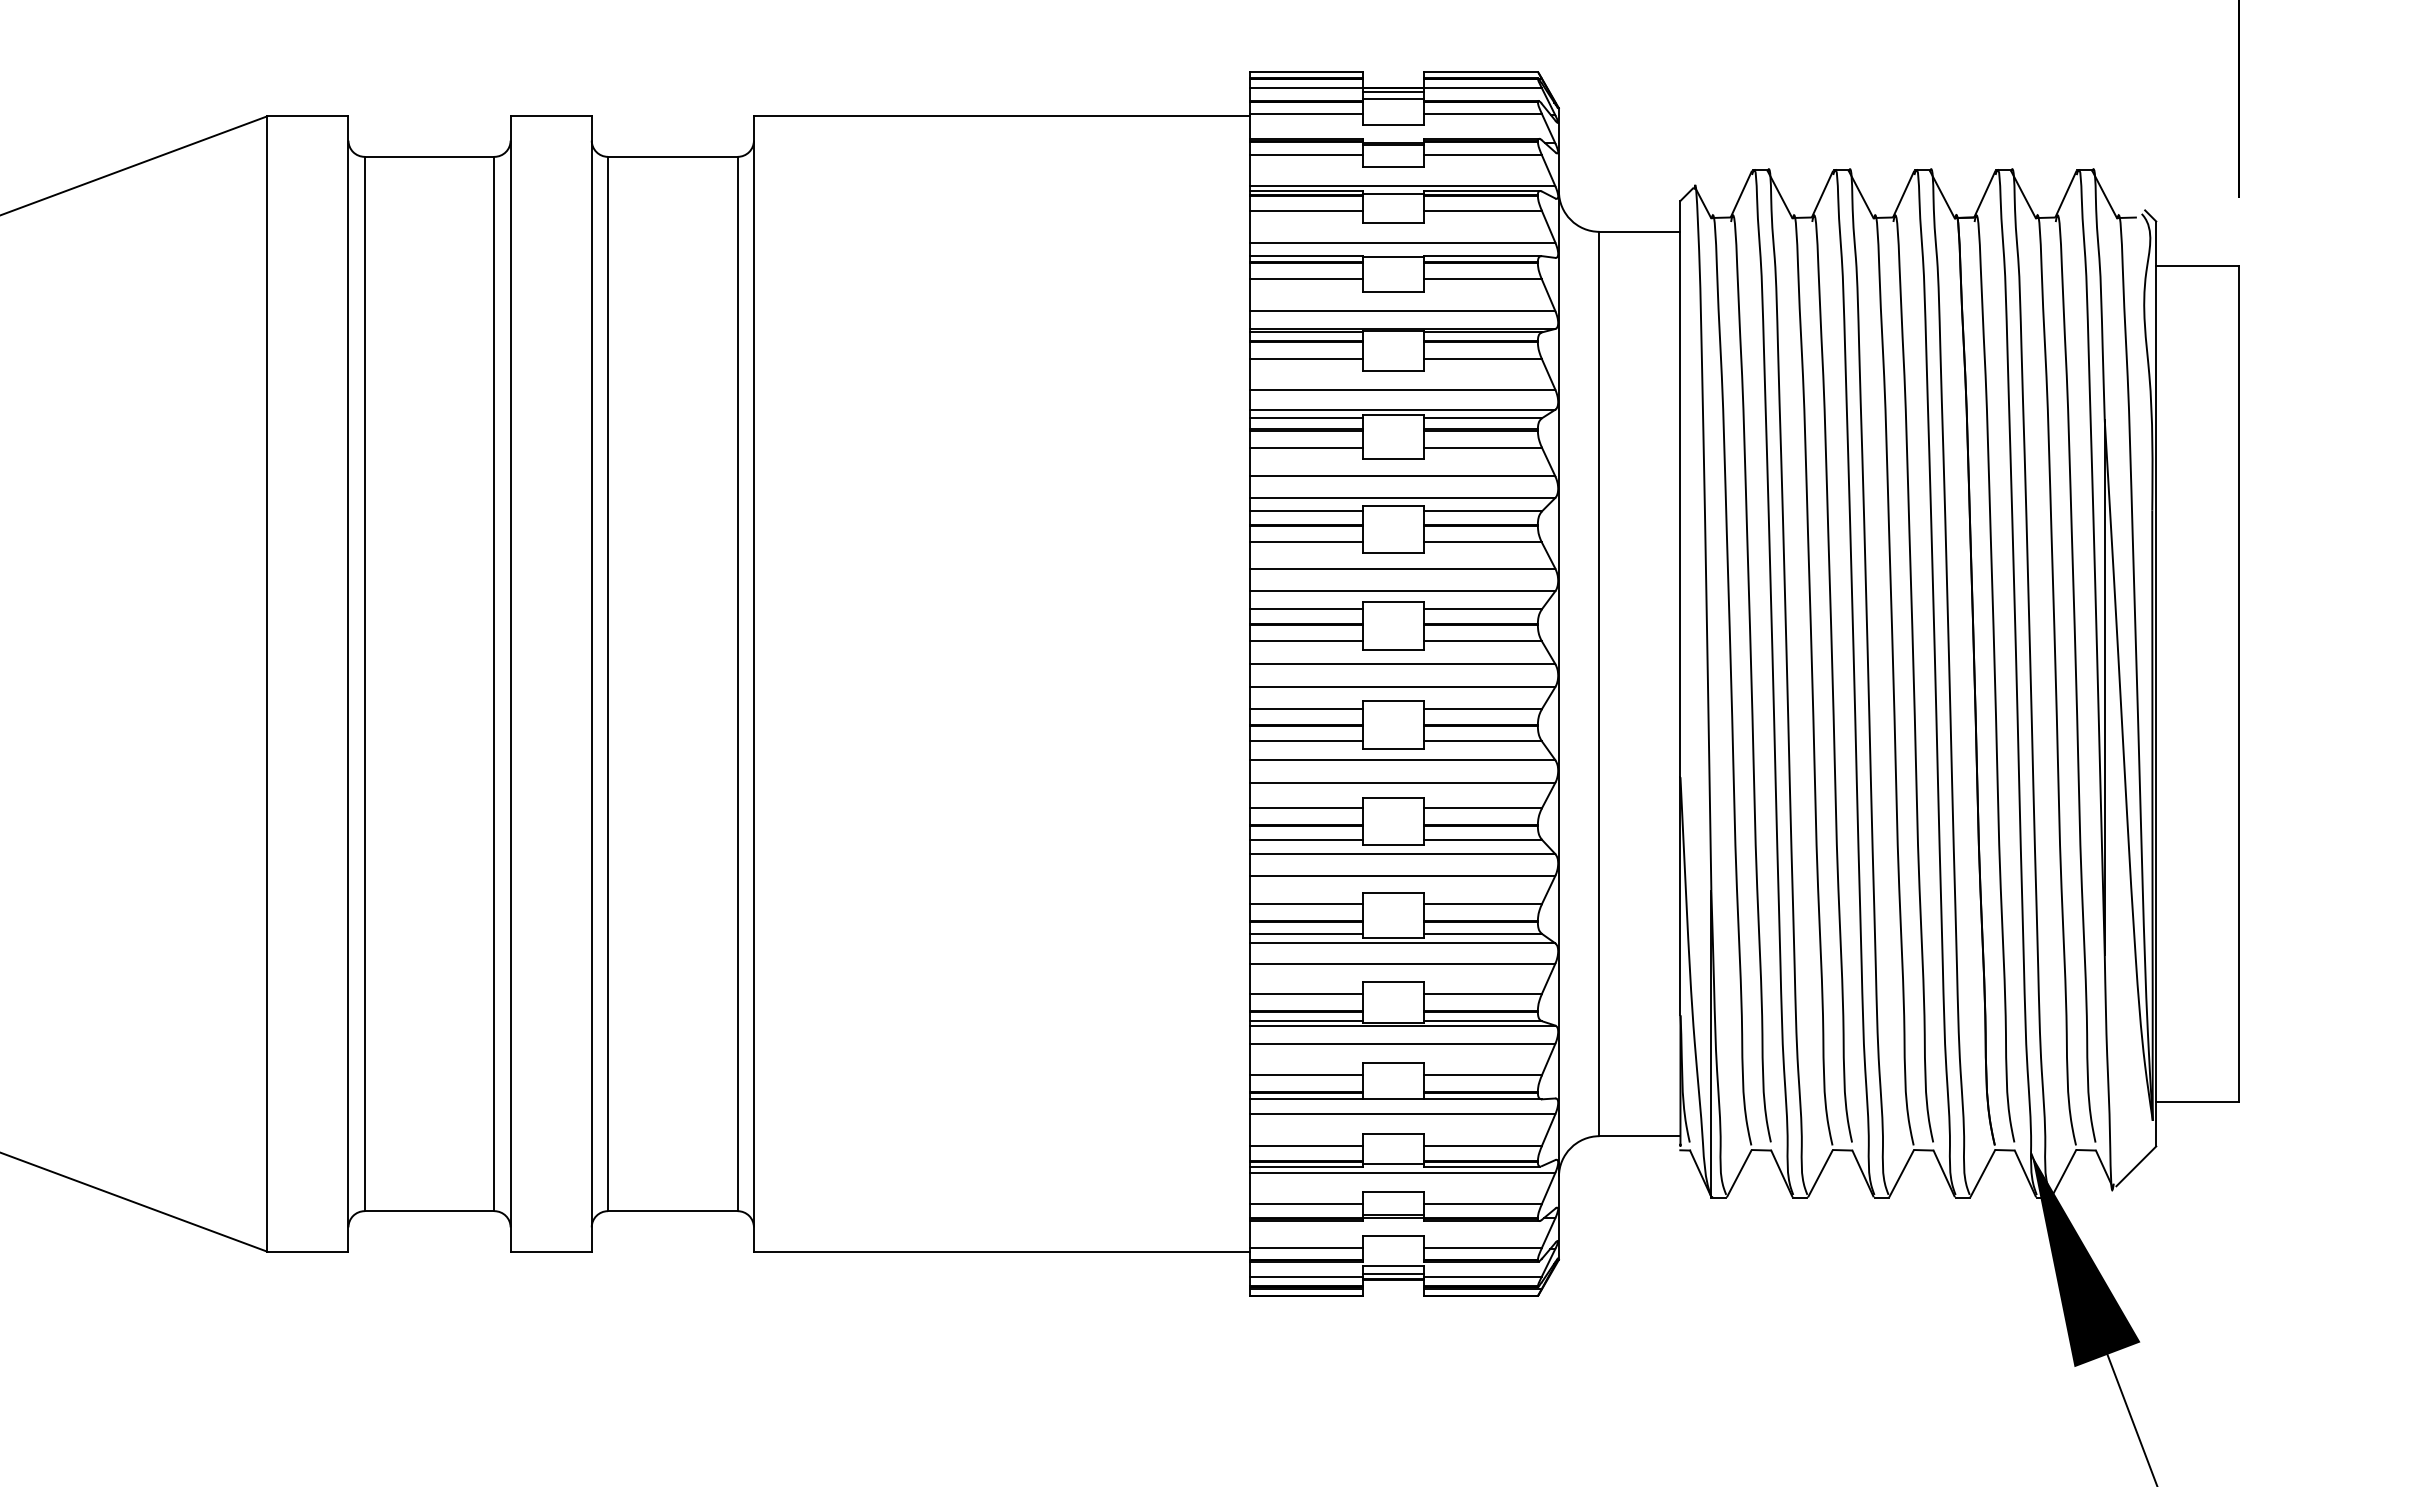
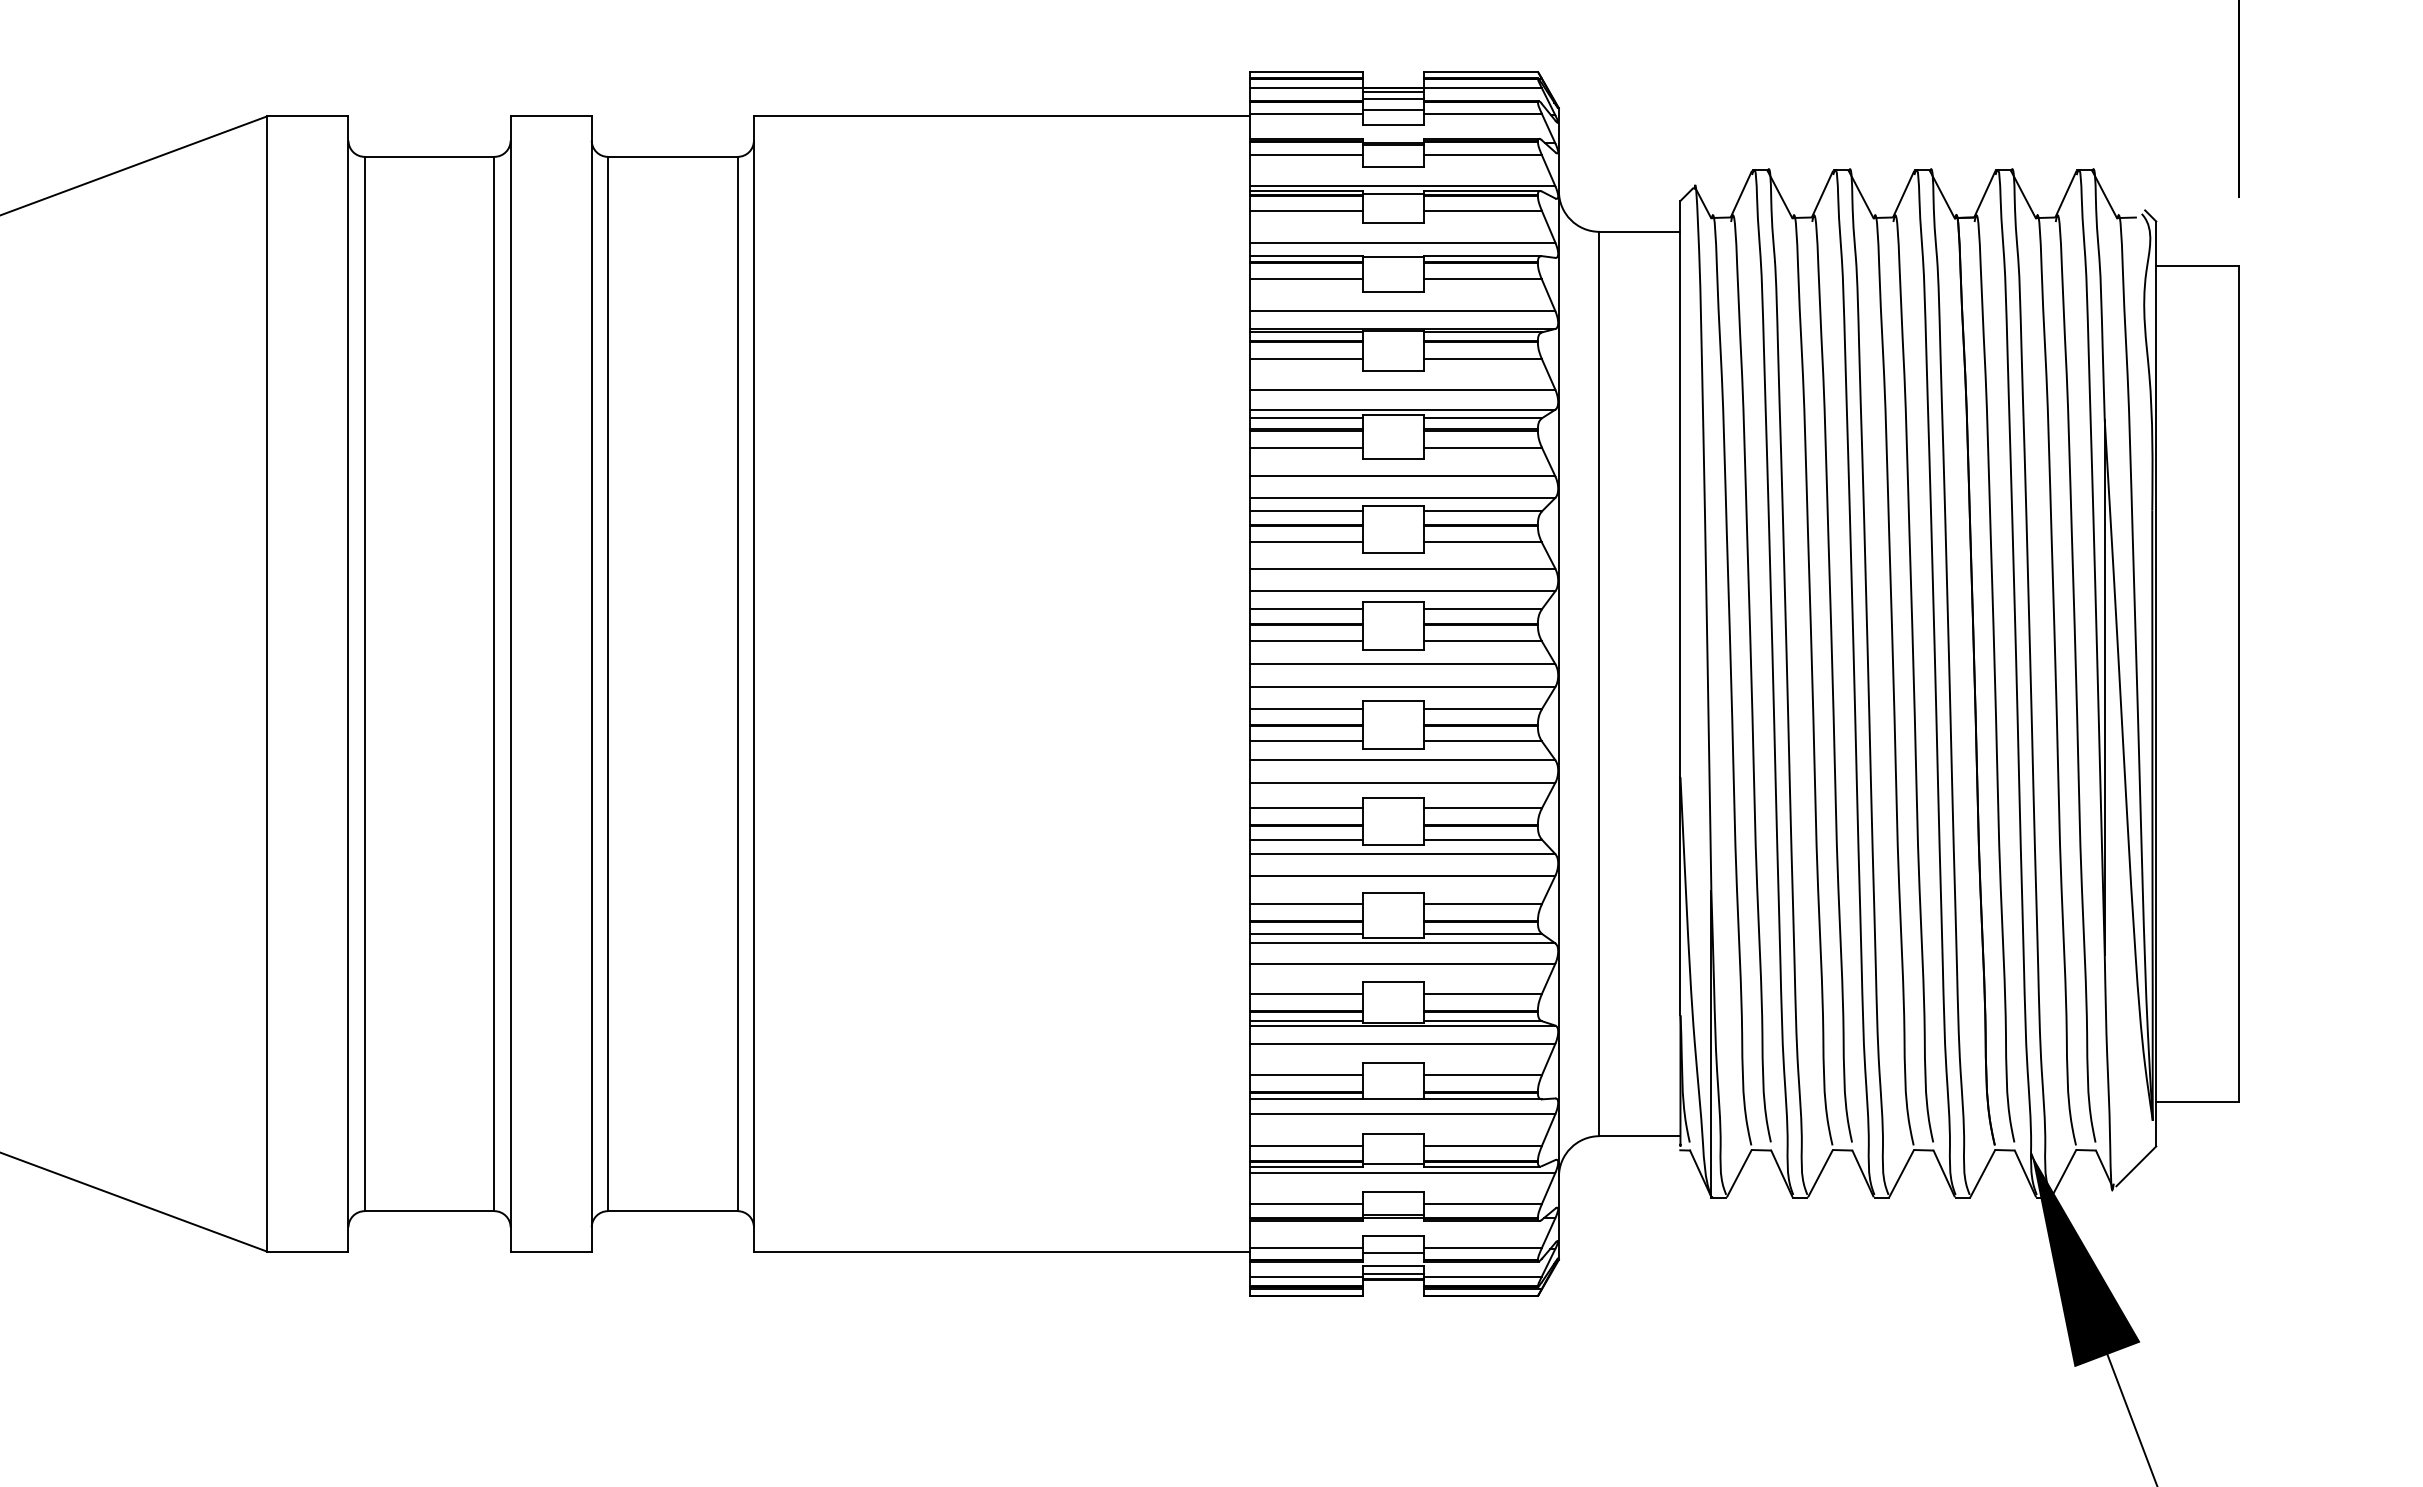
line: none -> present (1393, 110)
line: none -> present (1393, 1252)
